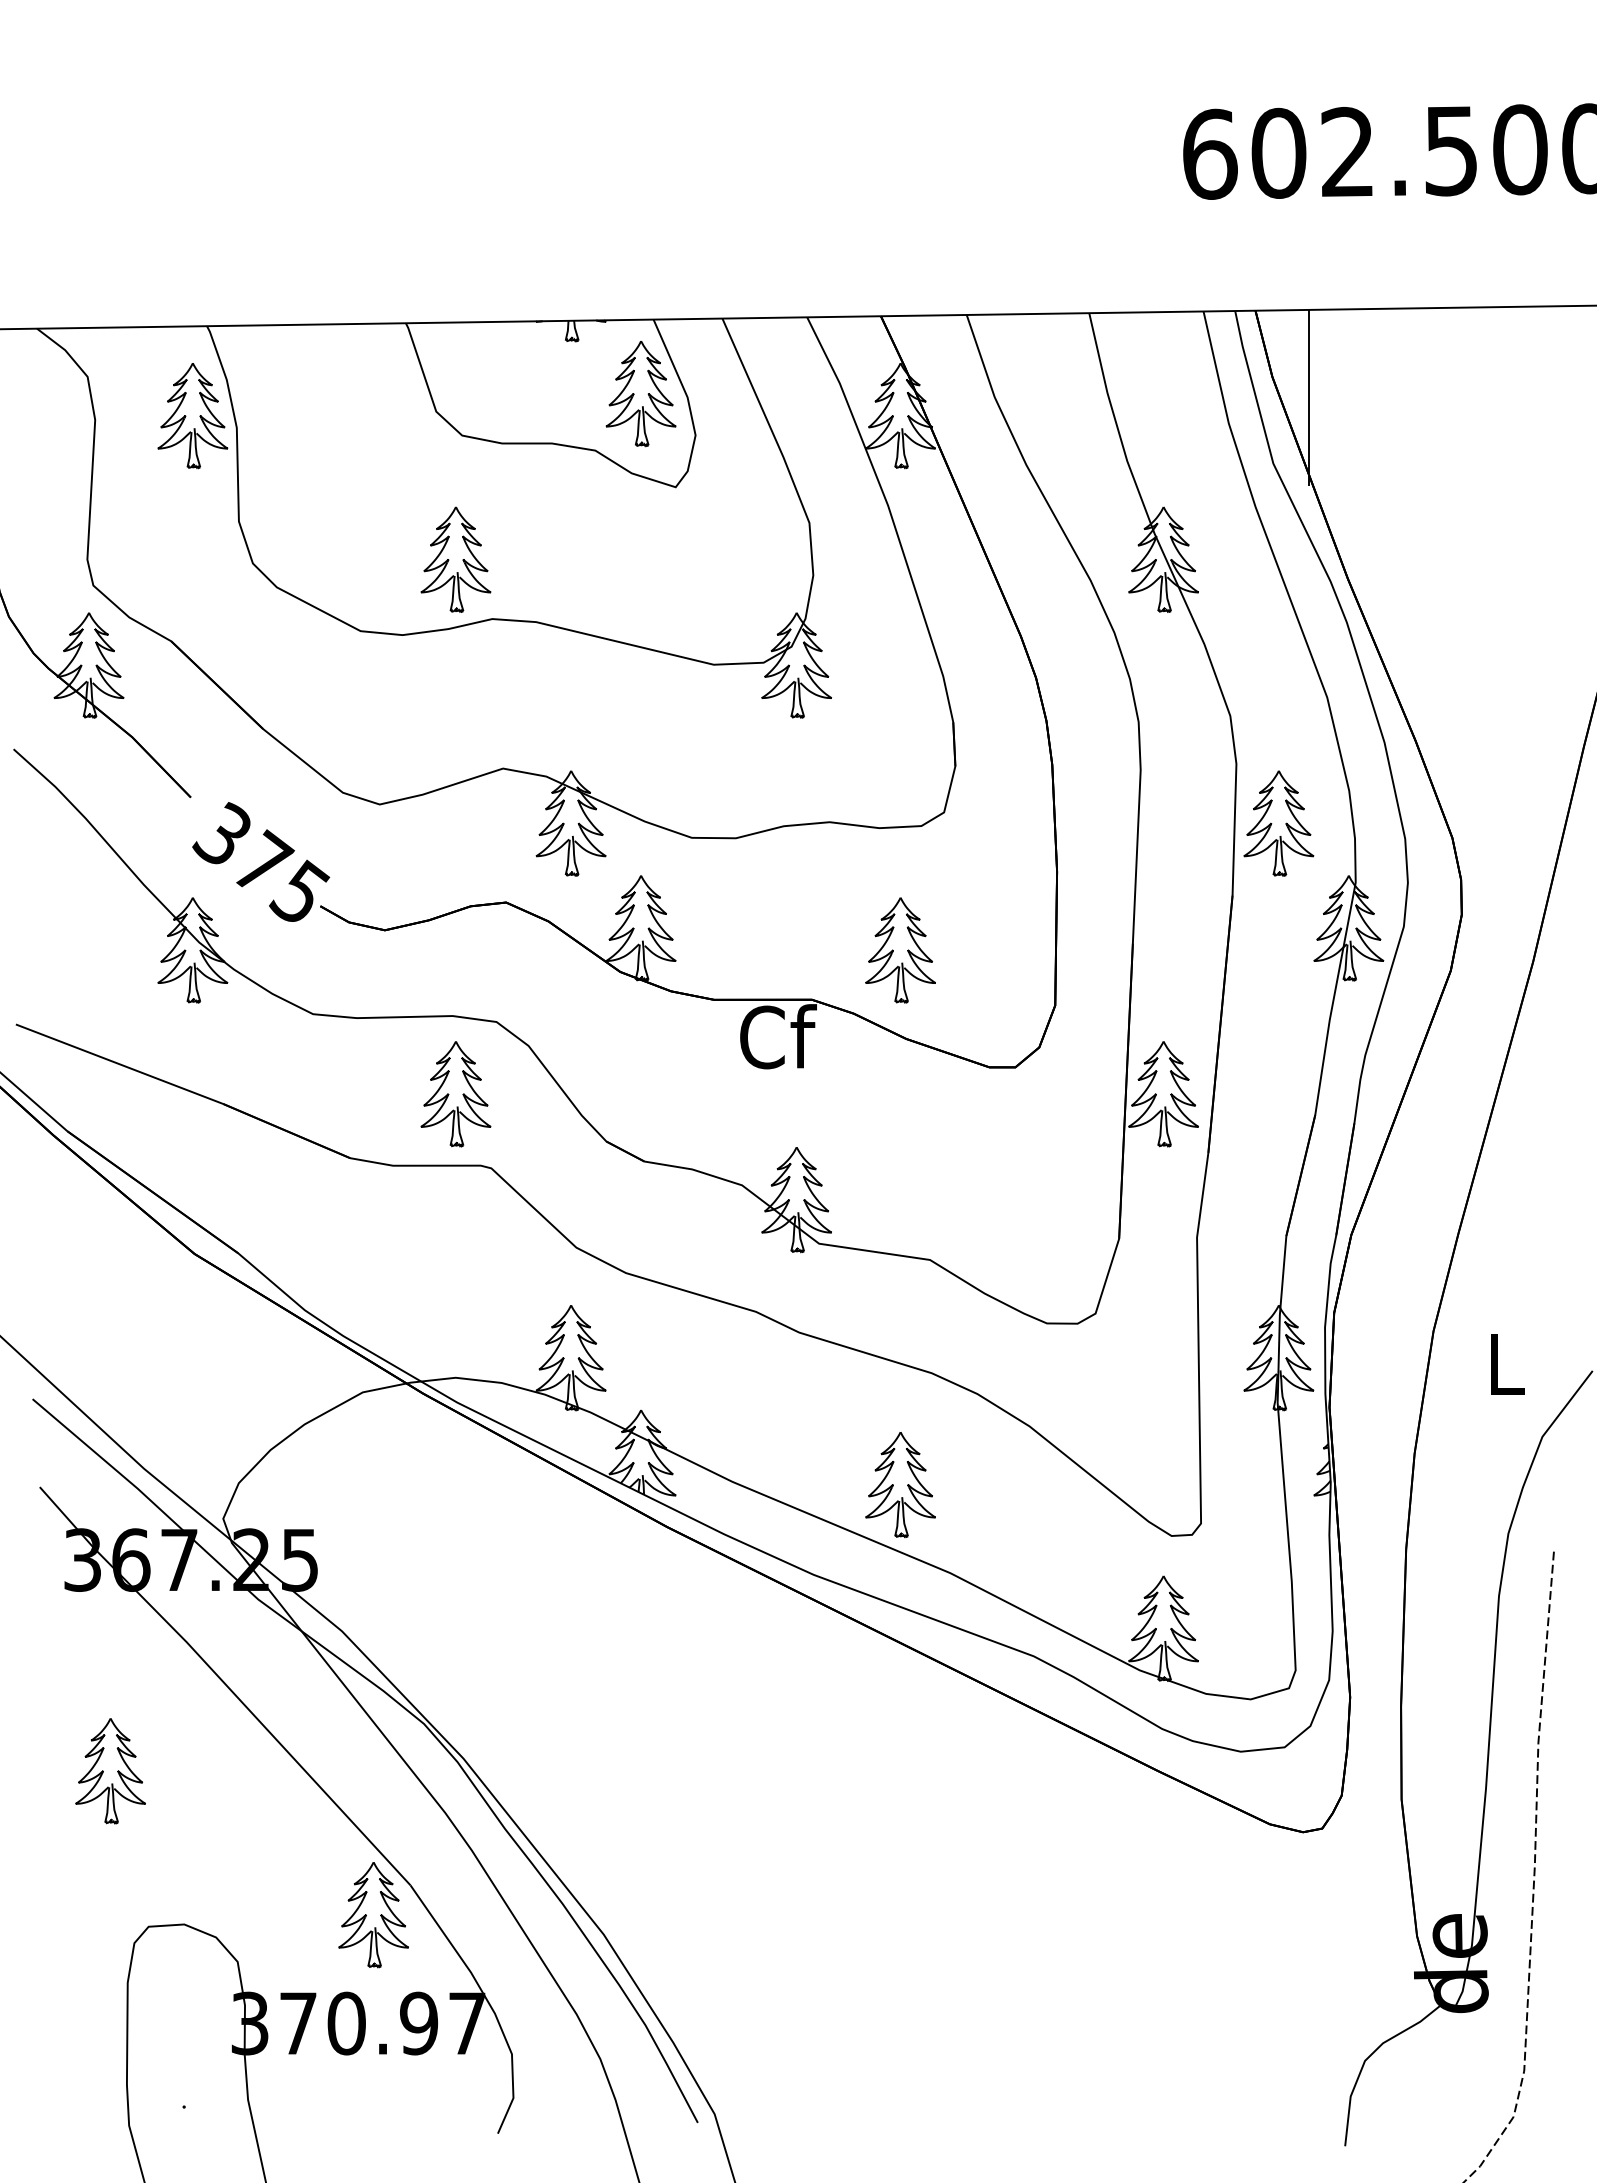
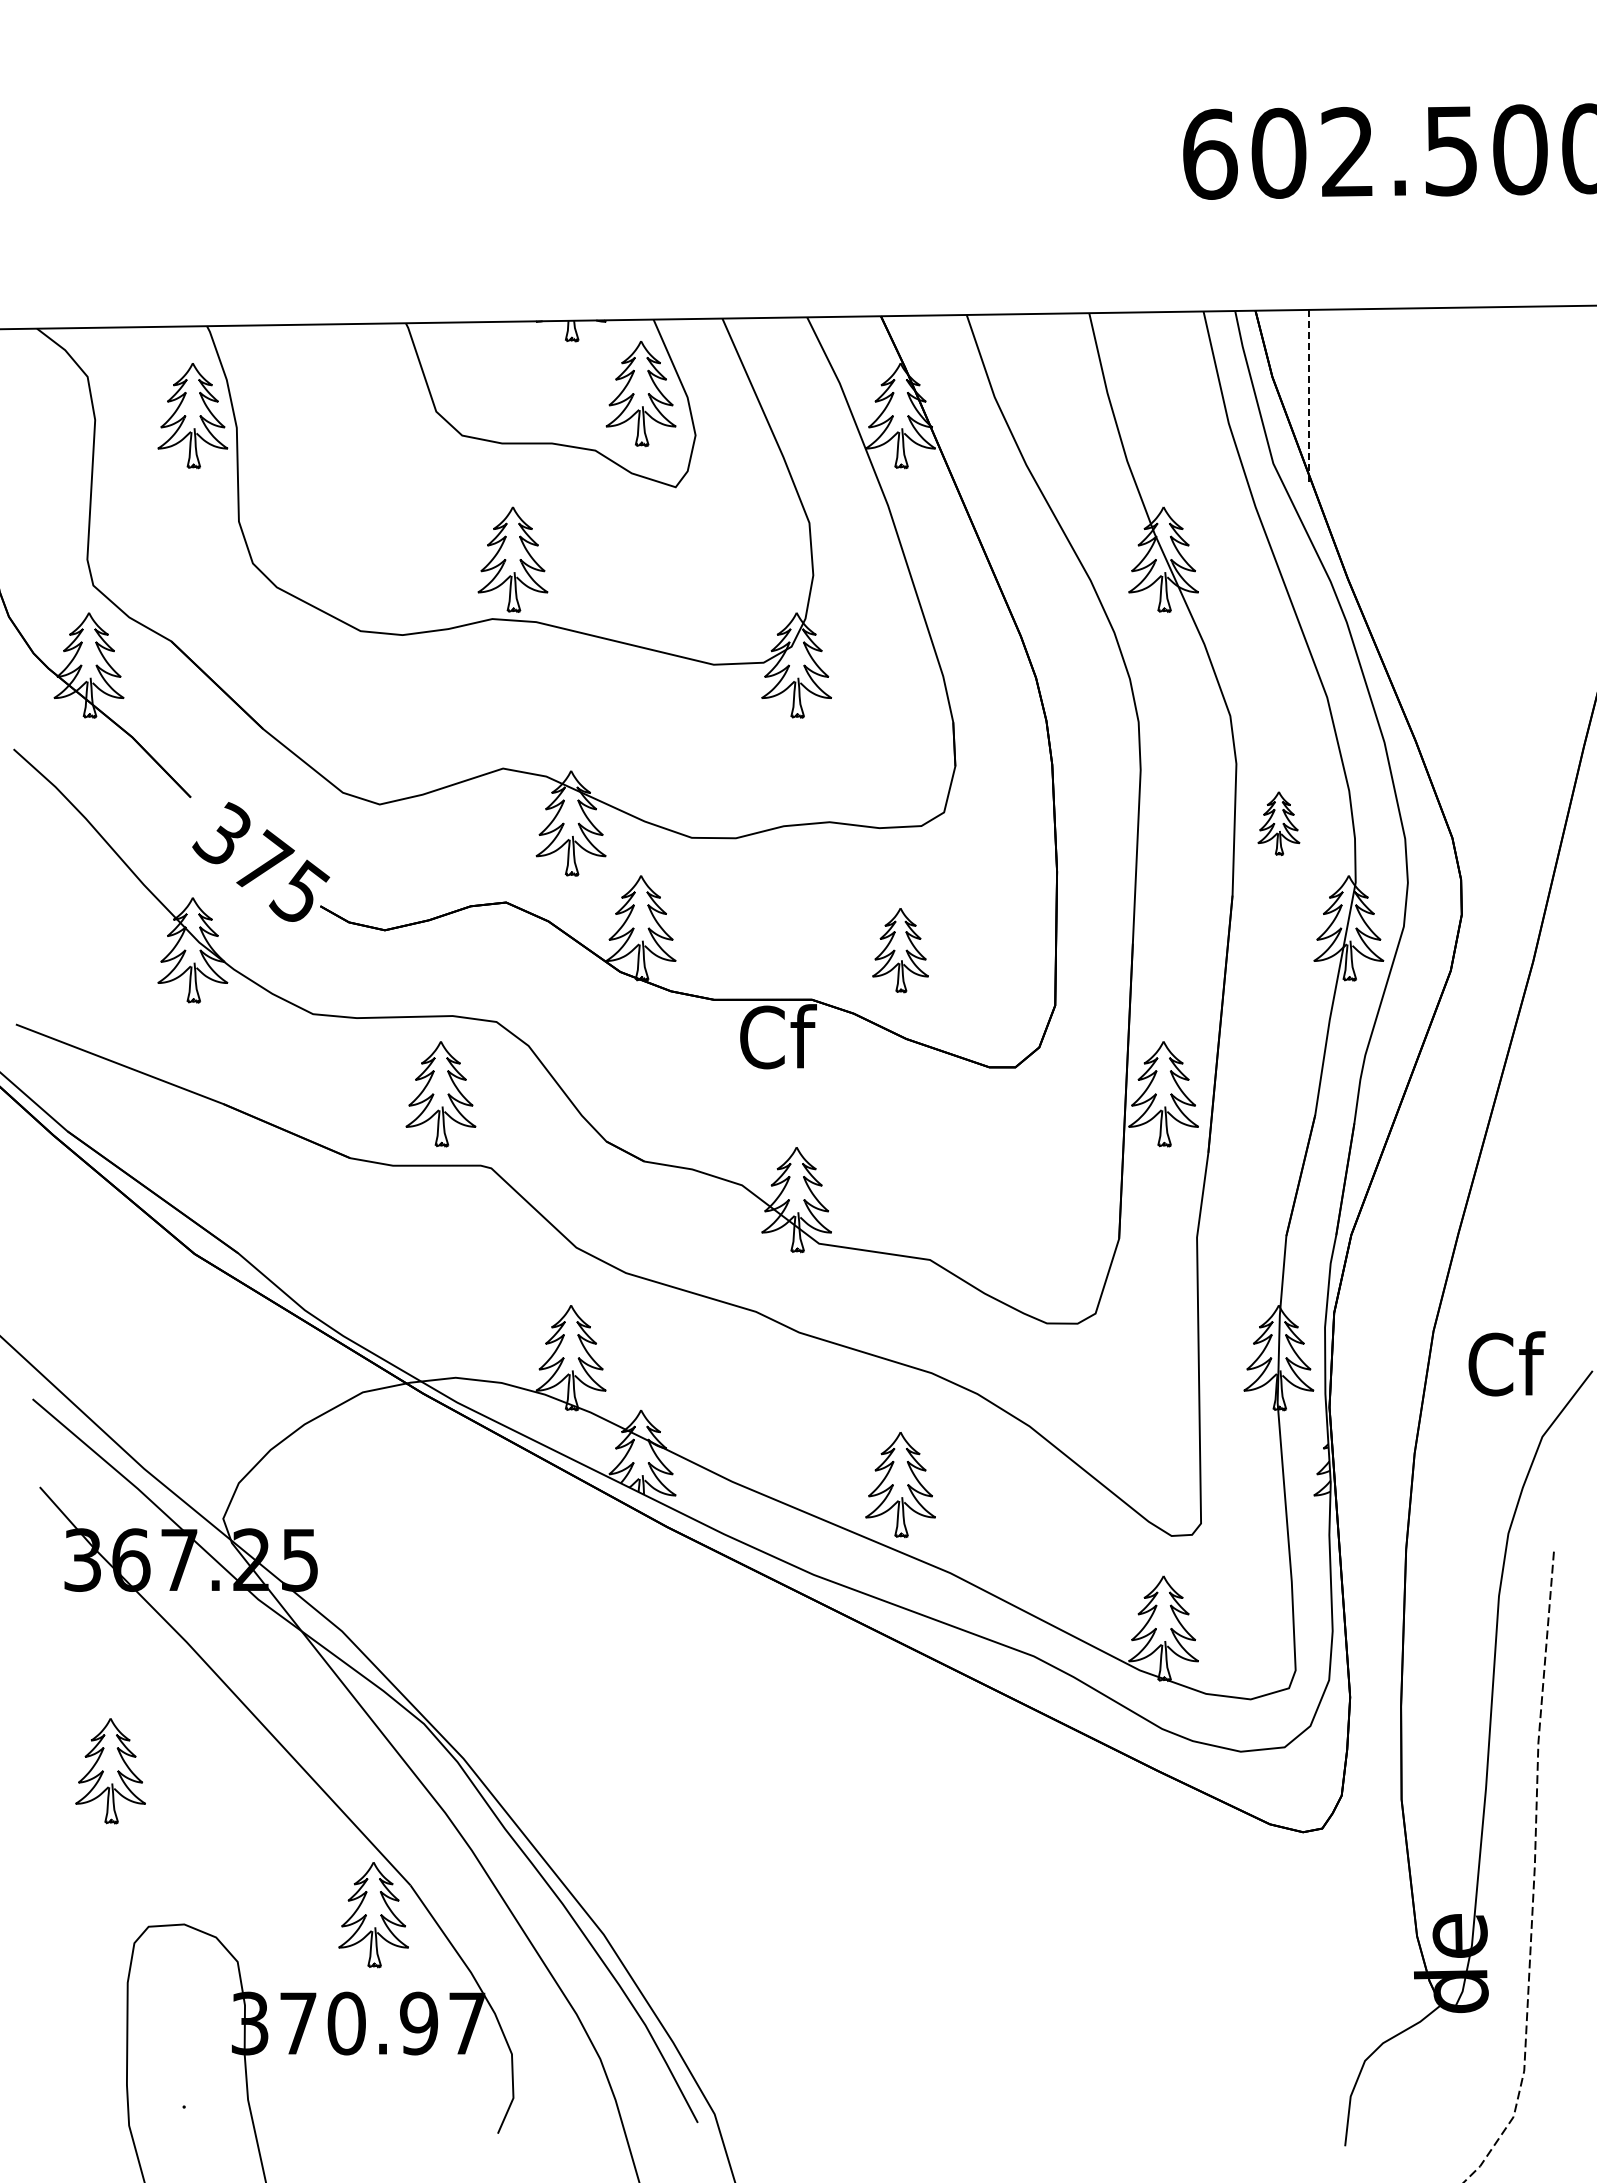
line: solid -> dashed (1308, 397)
part position: (455, 559) -> (512, 559) (512, 559)
part size: 72x107 px -> 44x66 px (1278, 823)
part size: 71x107 px -> 57x86 px (900, 950)
part position: (455, 1094) -> (440, 1094) (440, 1094)
text: L -> Cf (1506, 1363)
